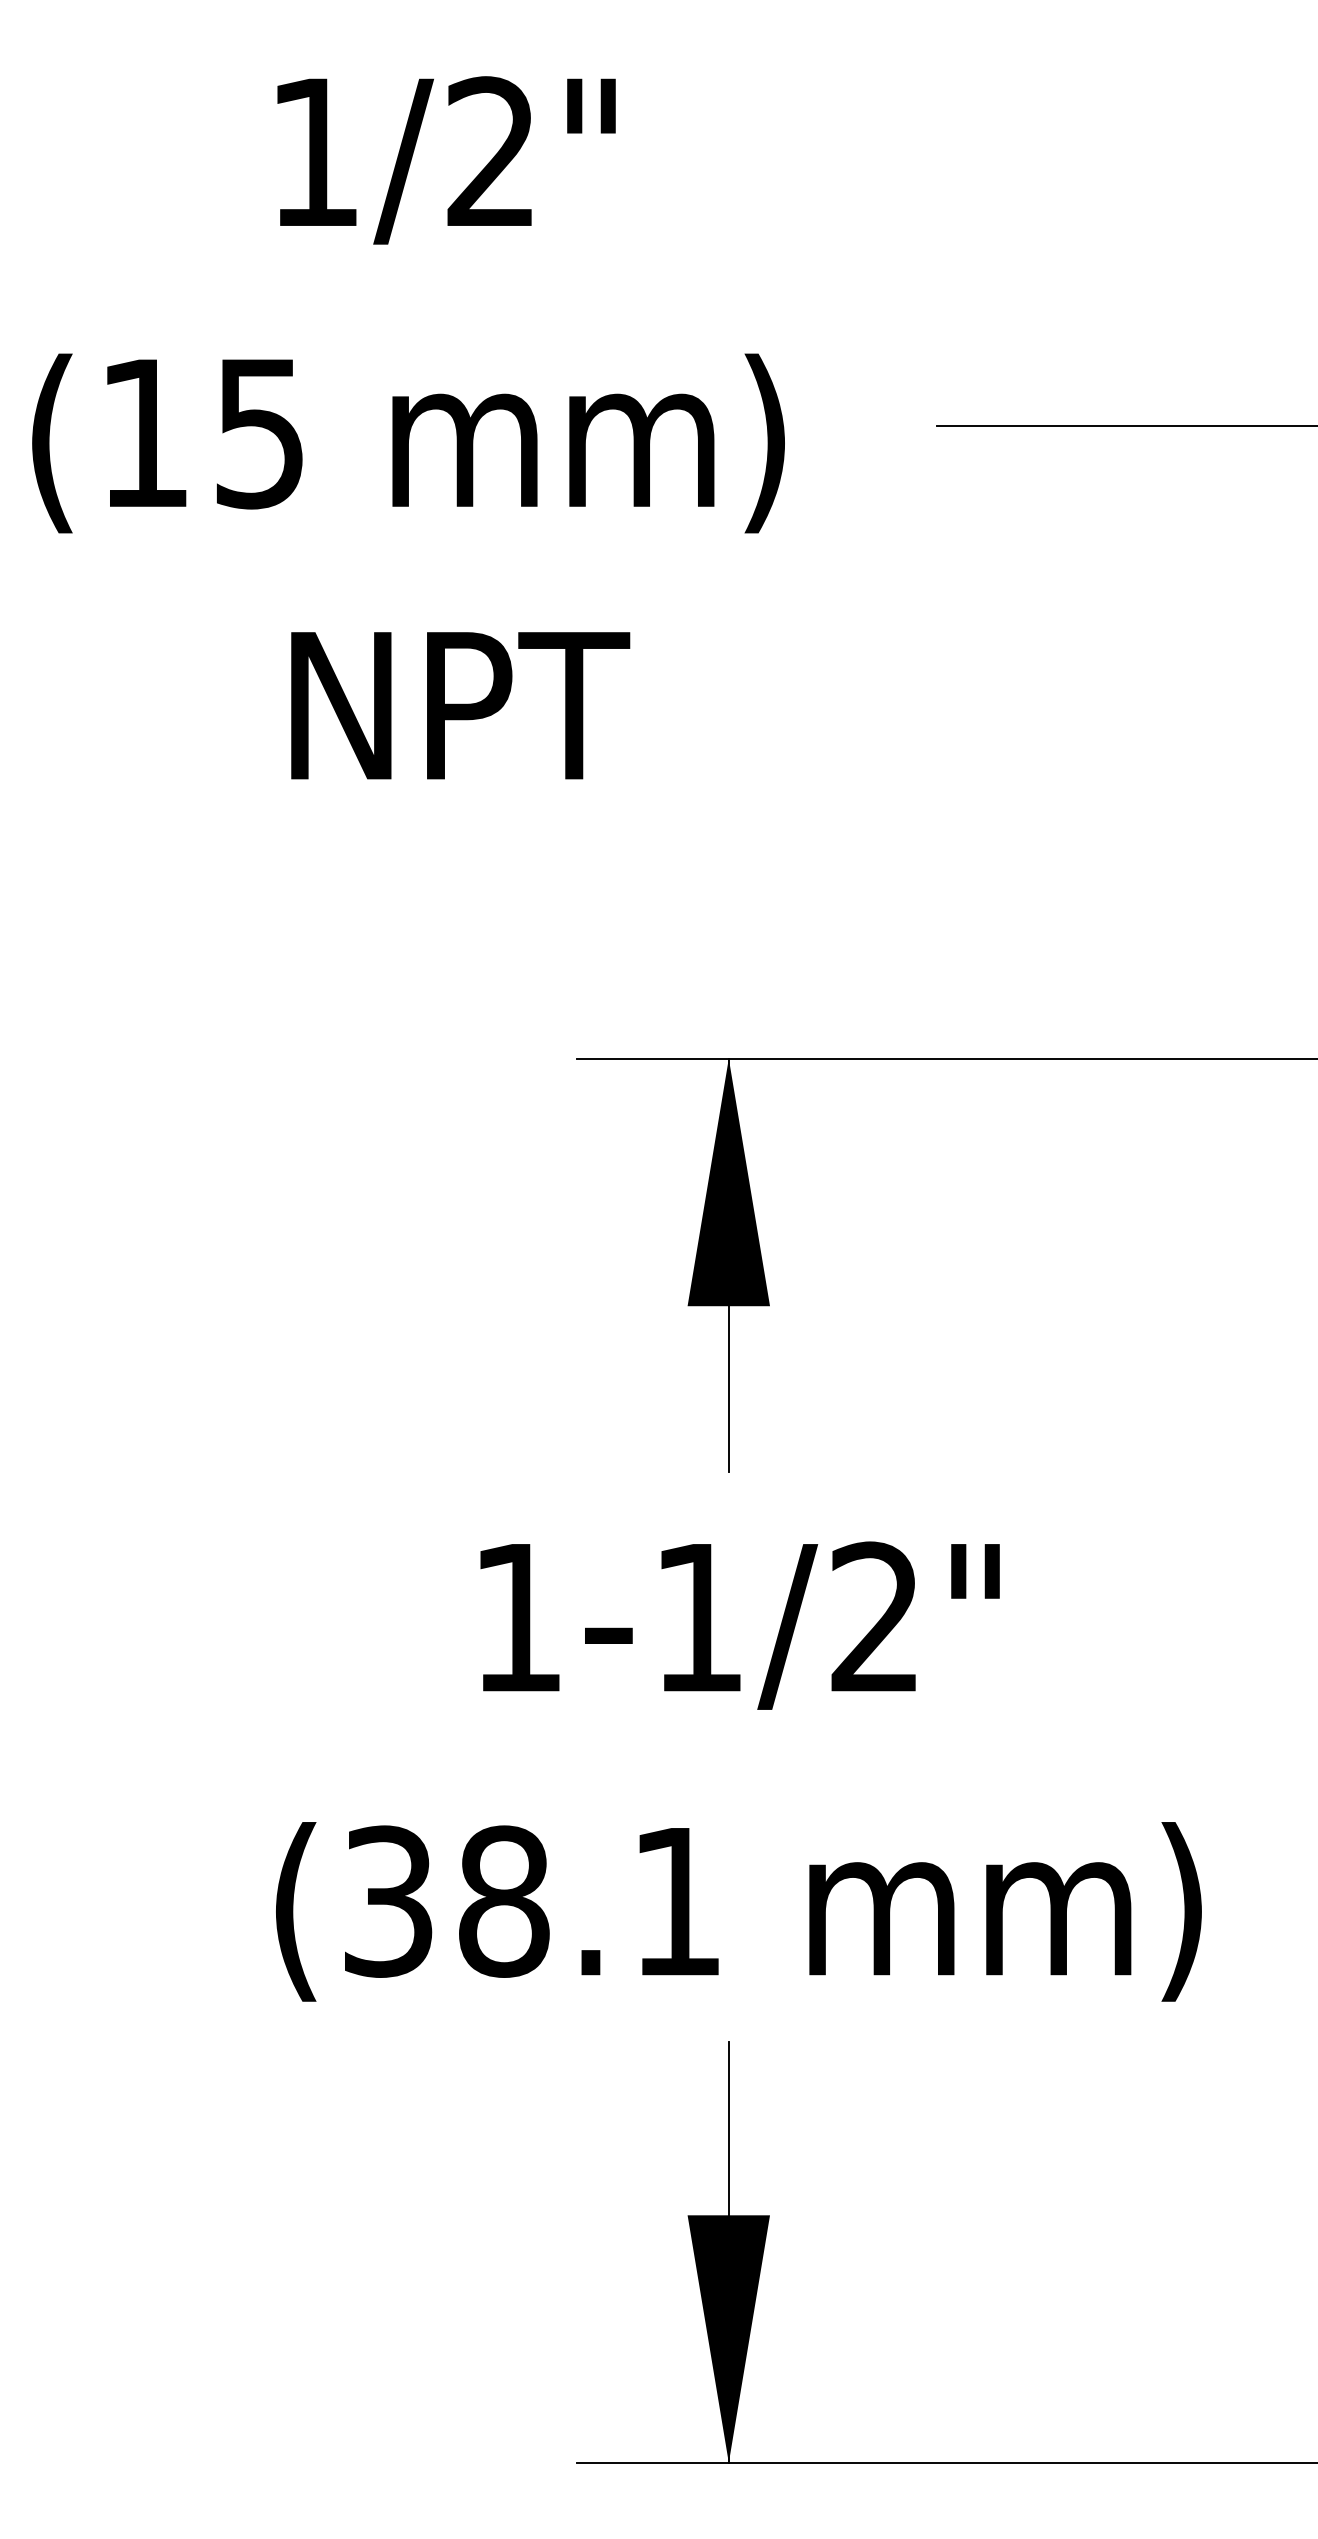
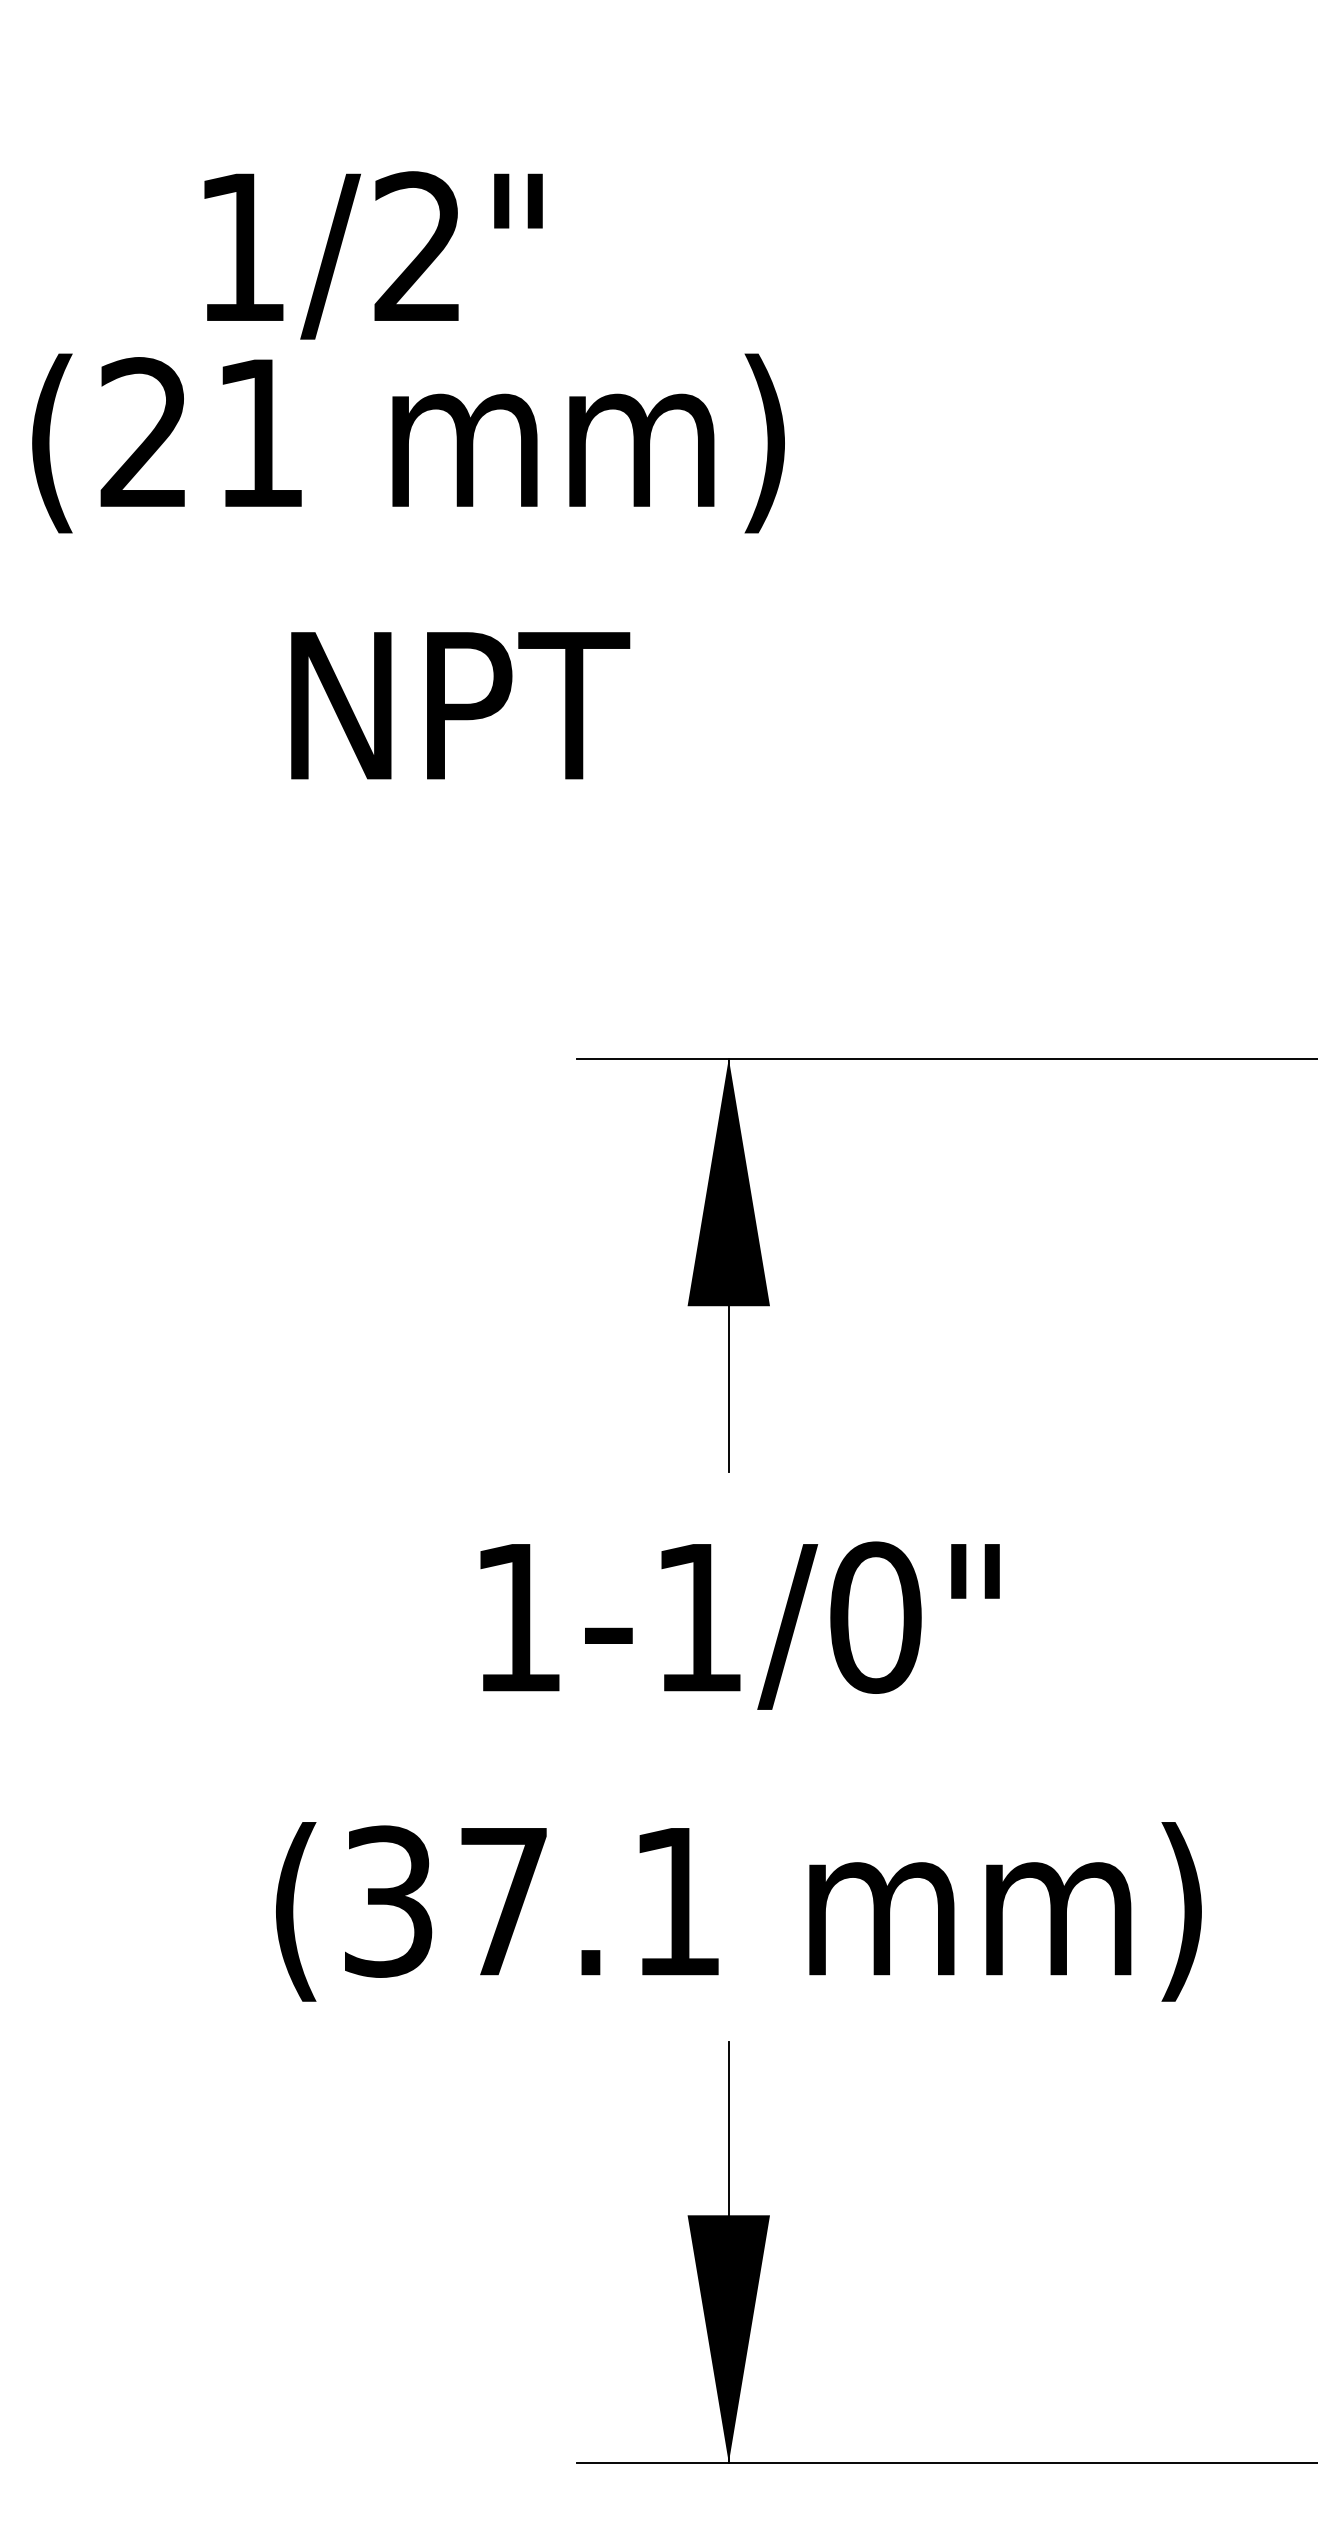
text position: (446, 160) -> (373, 255) (373, 255)
line: present -> none (1125, 425)
text: (15 -> (21 (201, 433)
text: 1-1/2" -> 1-1/0" (875, 1617)
text: (38.1 -> (37.1 (504, 1901)
